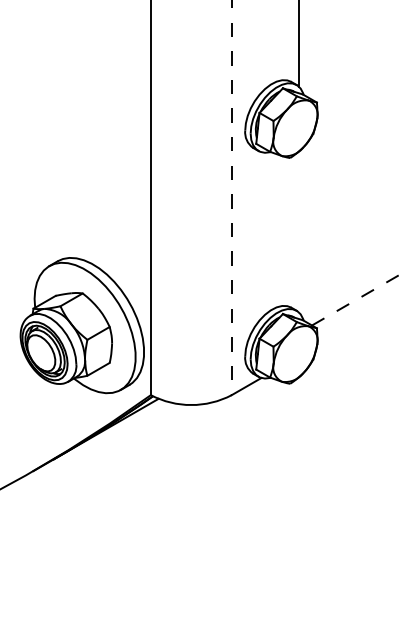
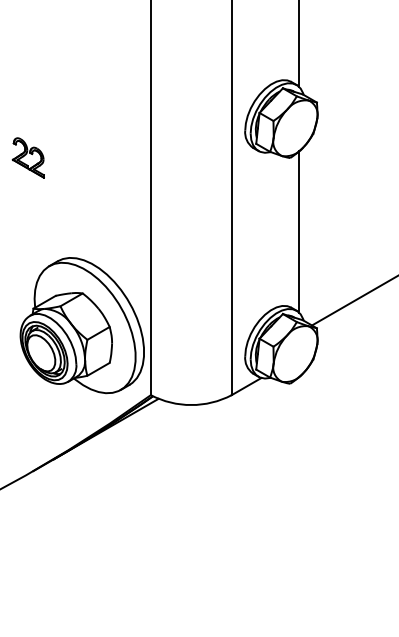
part: none -> present (27, 157)
line: dashed -> solid (231, 198)
line: none -> present (299, 231)
line: dashed -> solid (355, 300)
